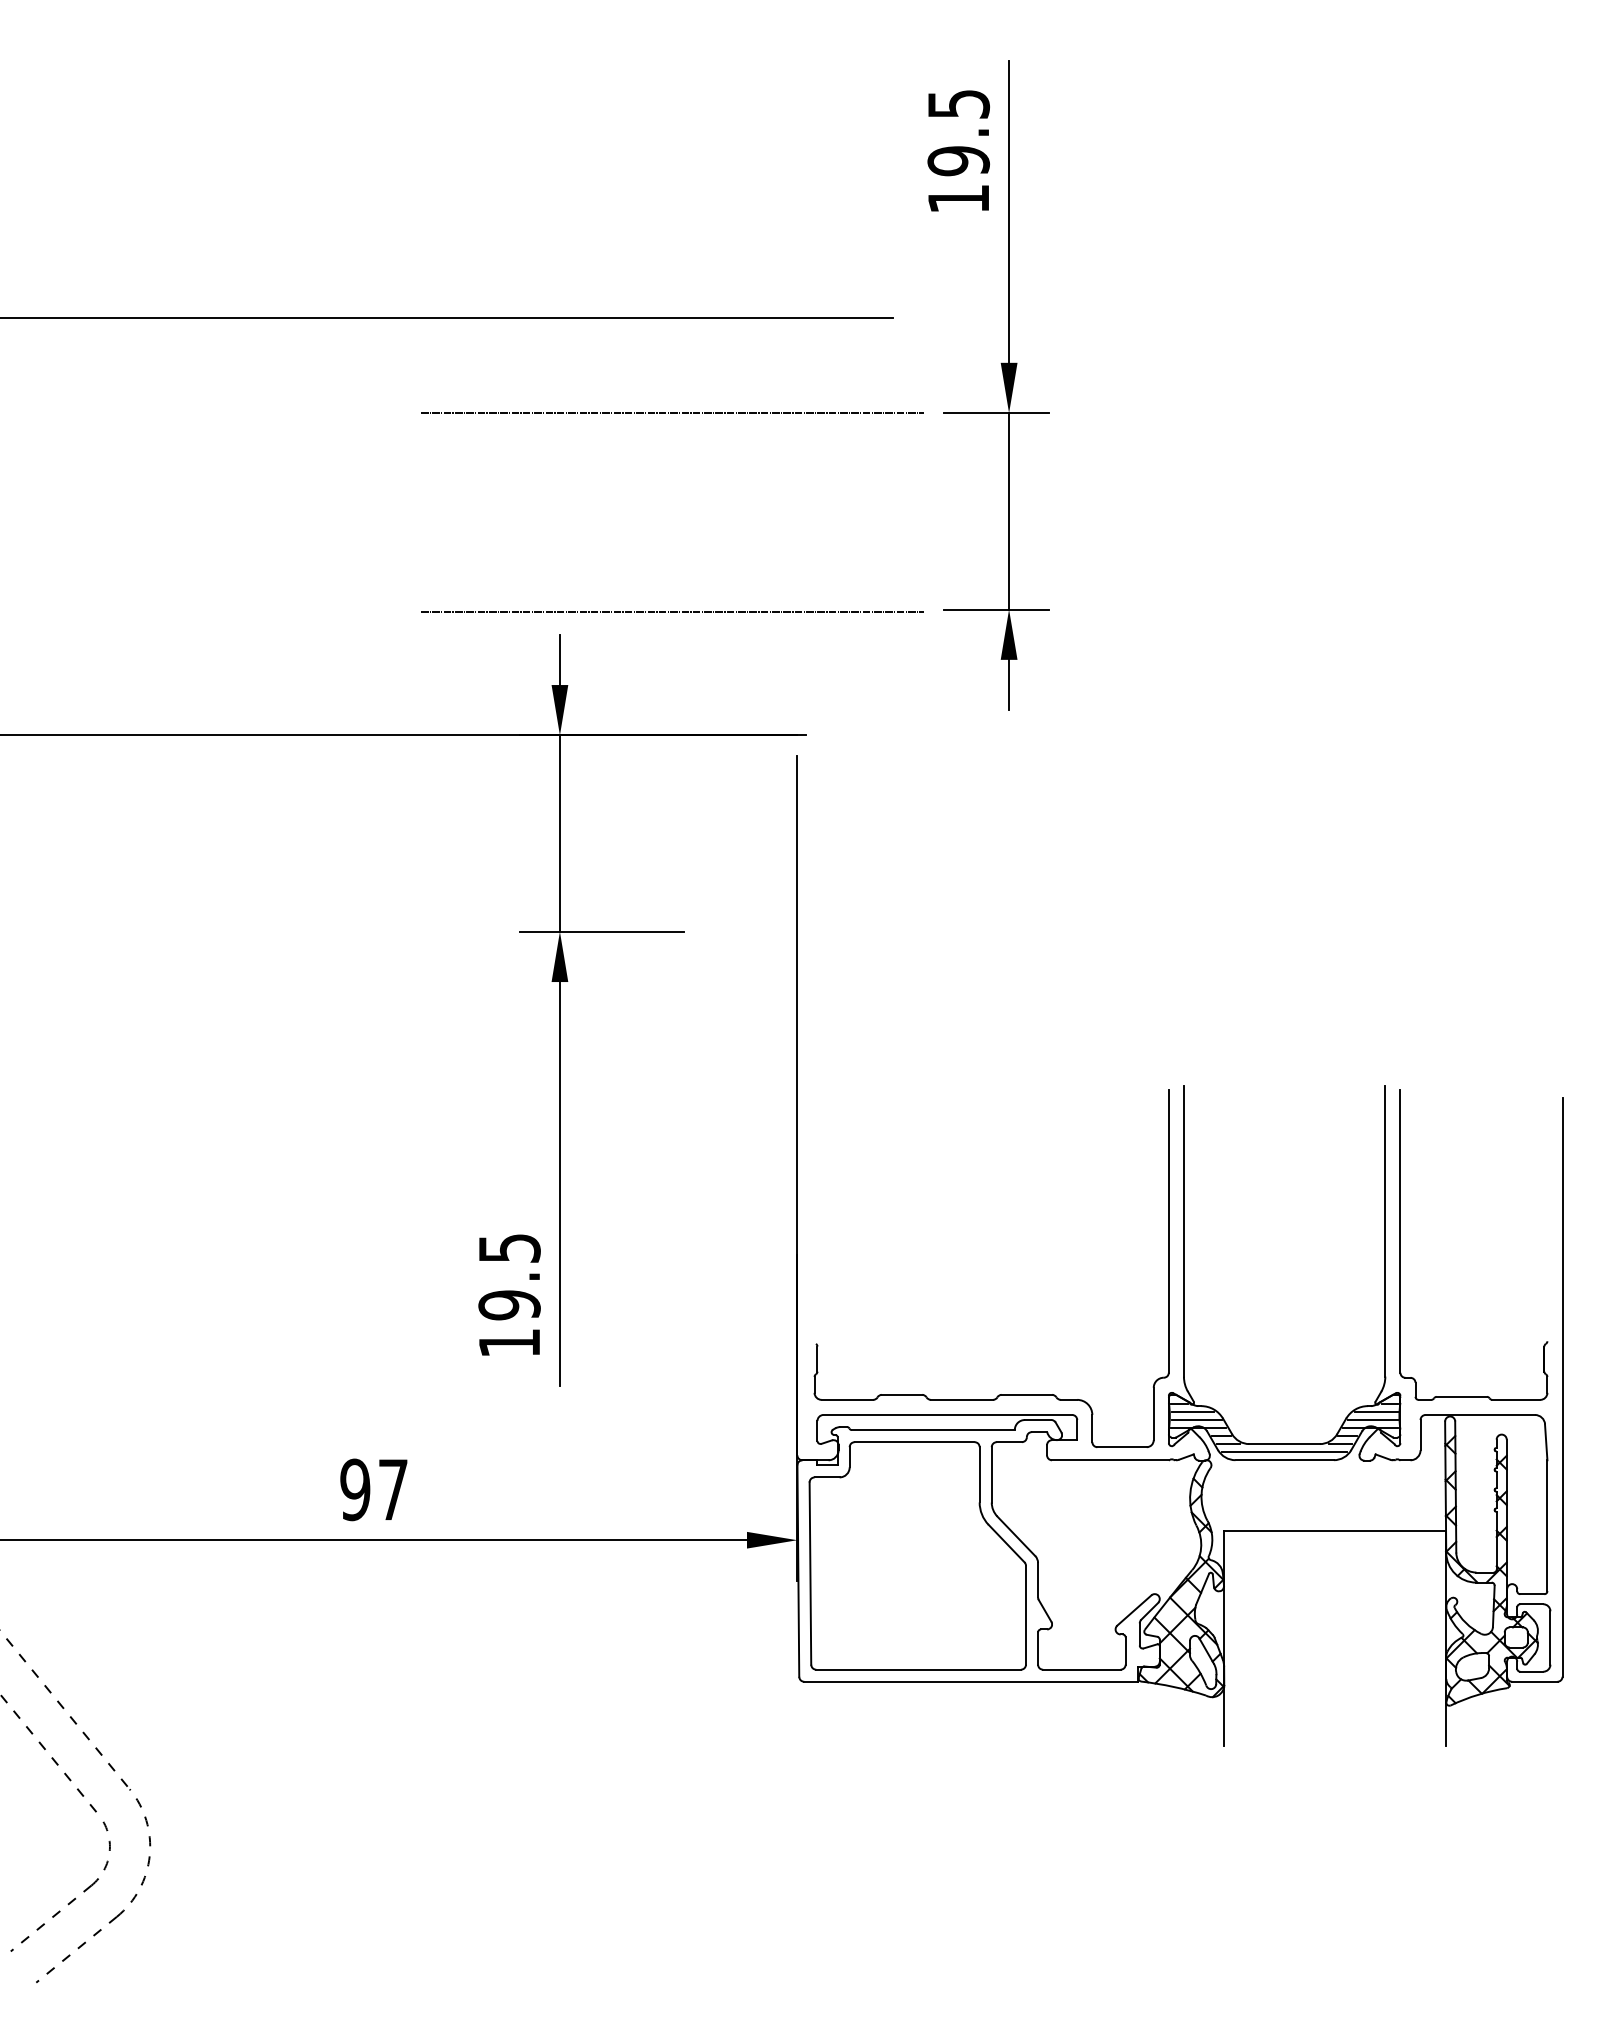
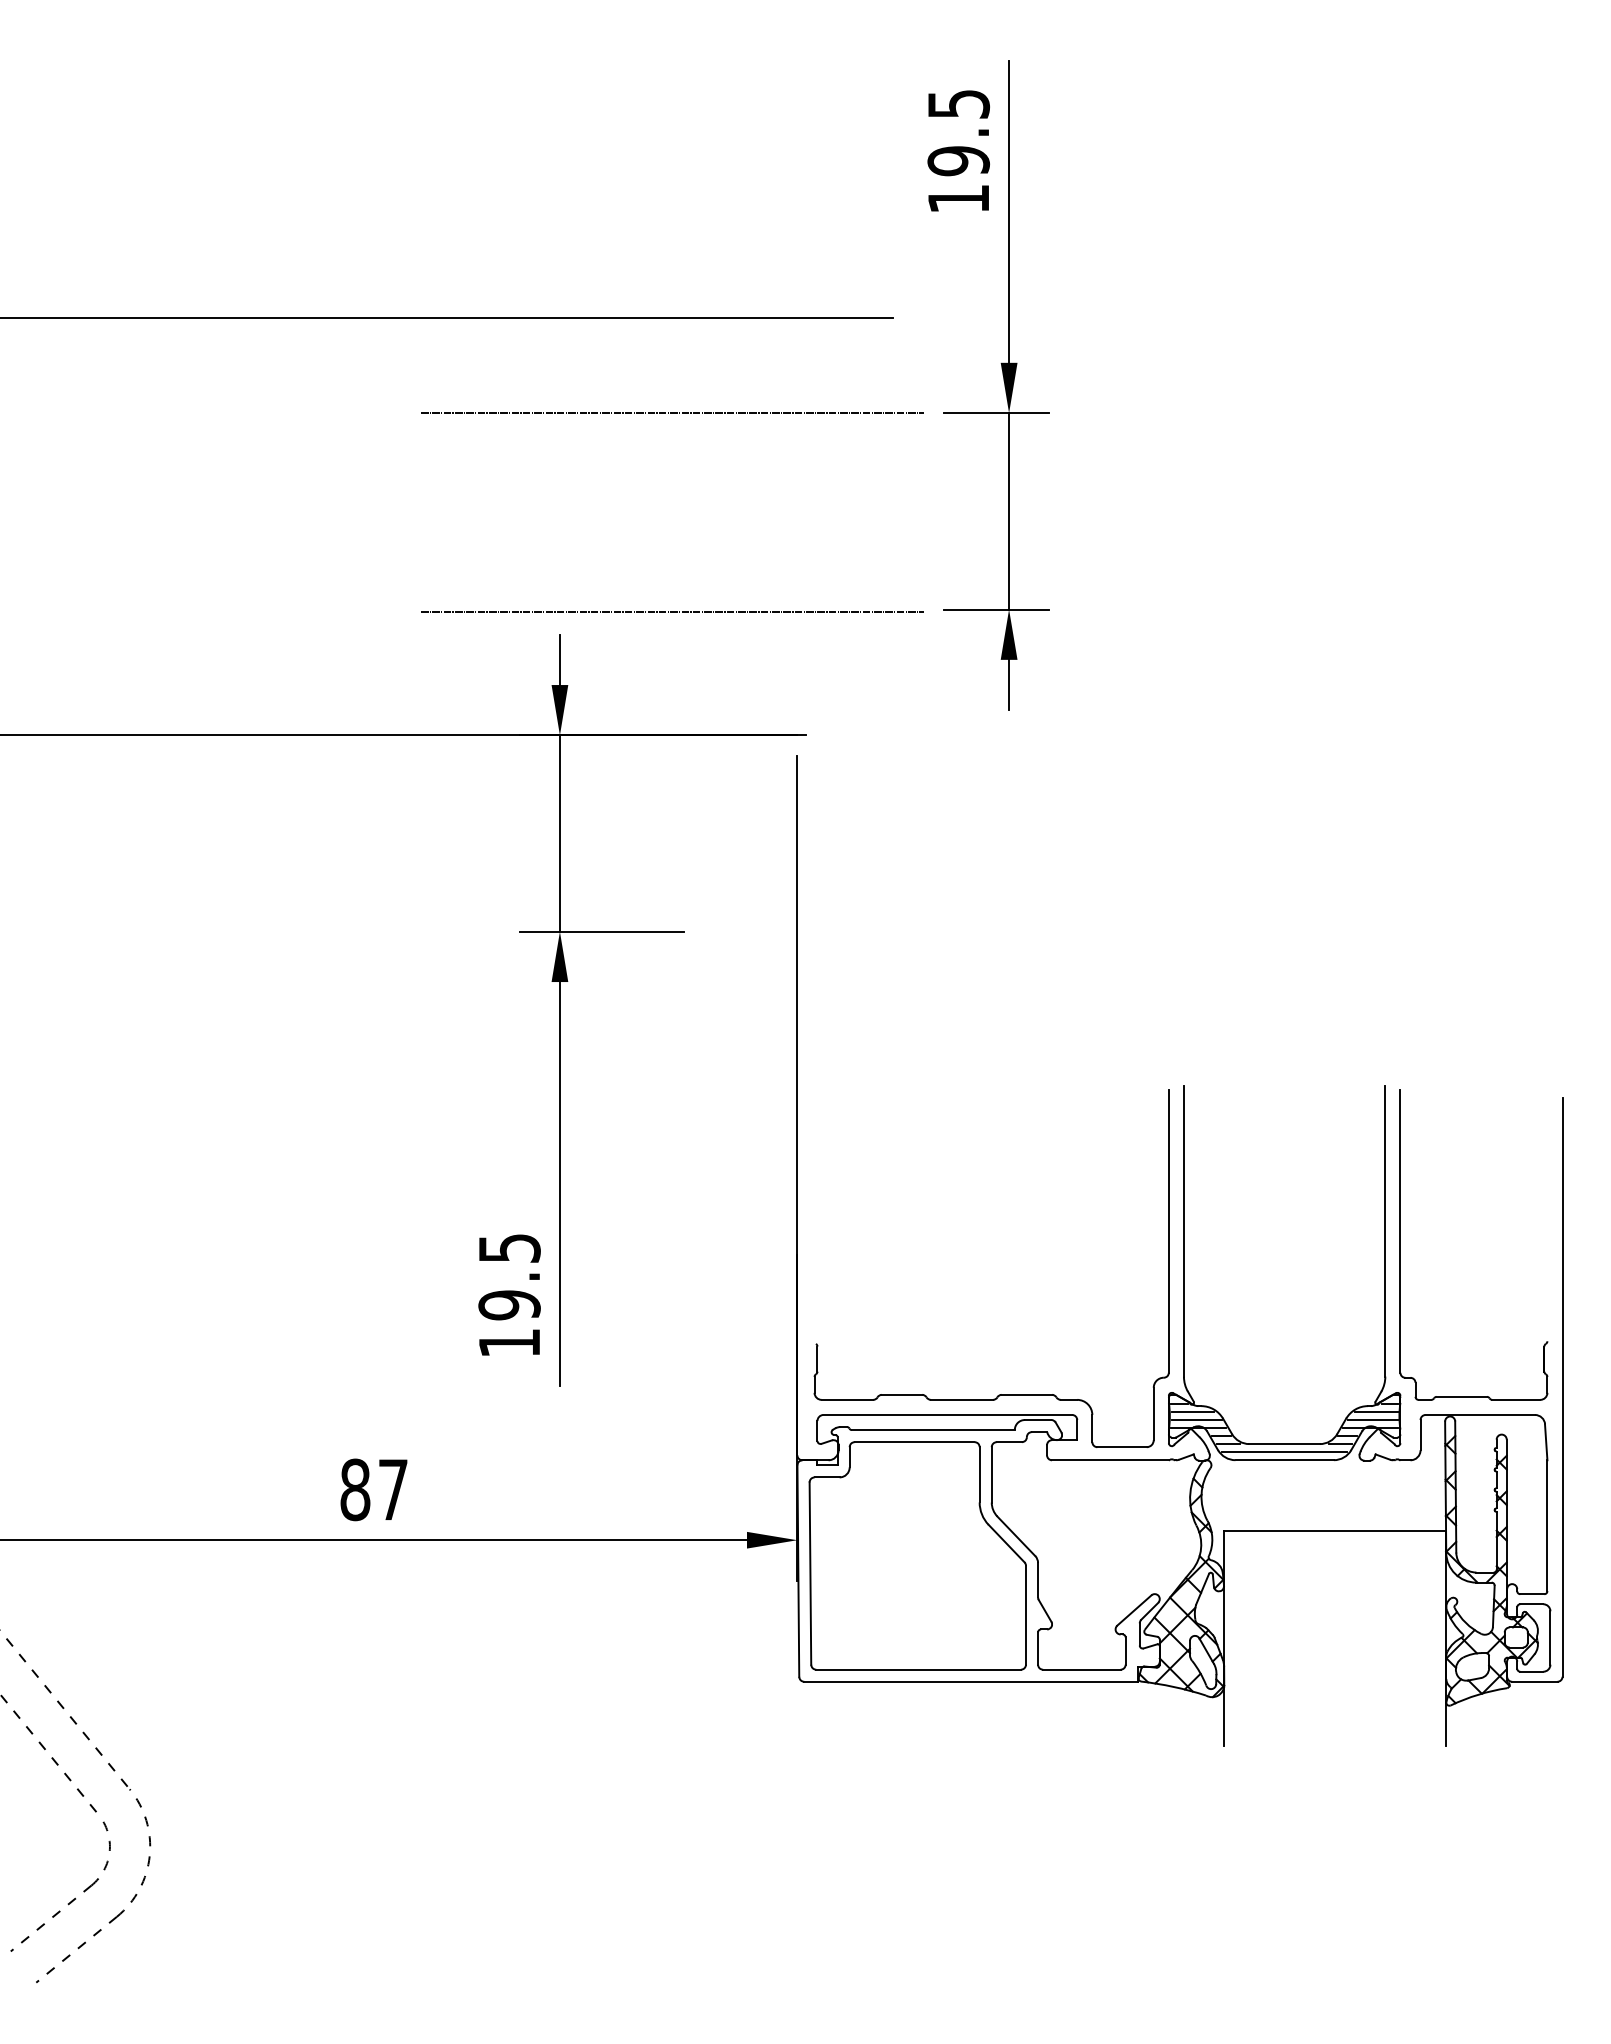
text: 97 -> 87 (355, 1489)
